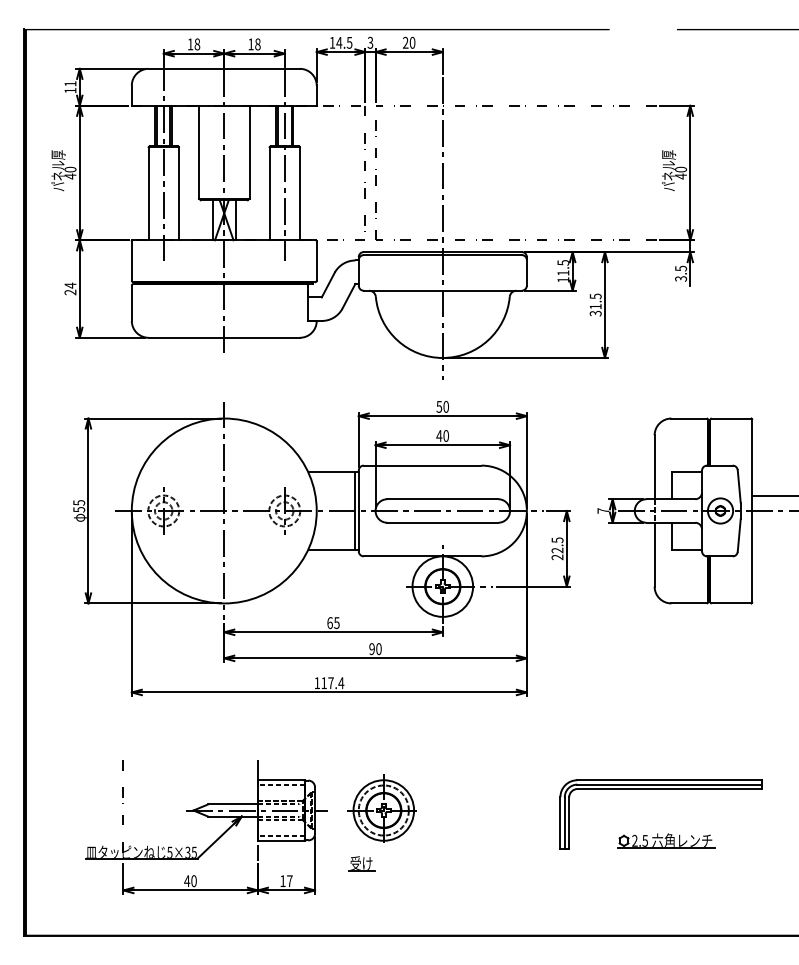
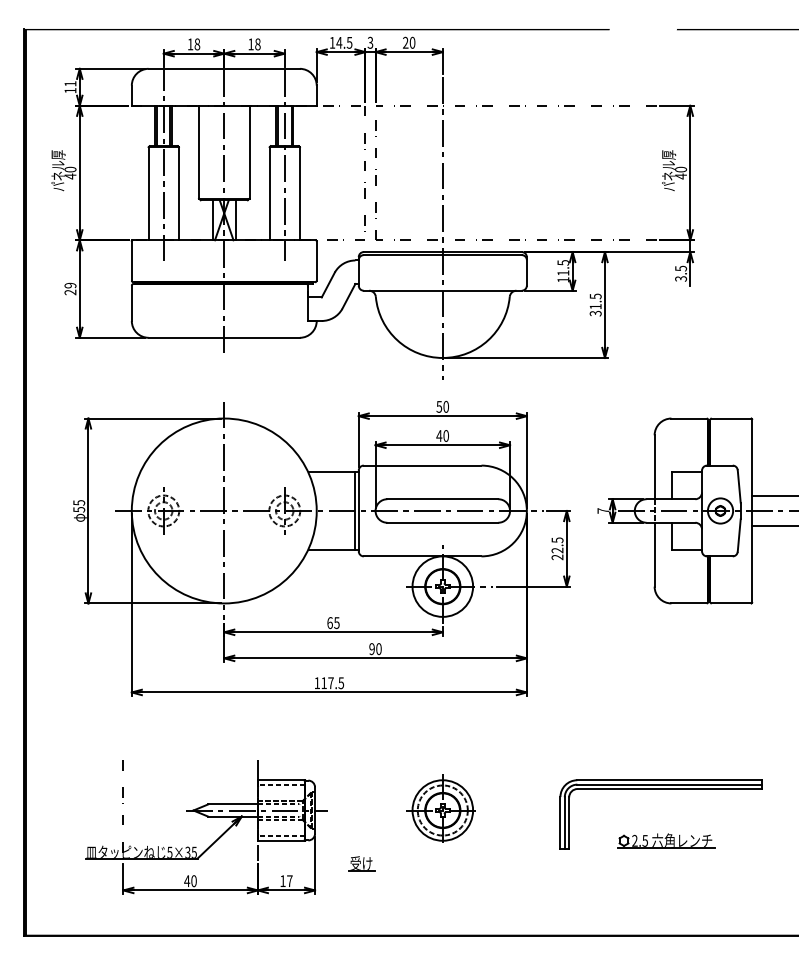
text: 24 -> 29 (70, 285)
line: none -> present (773, 526)
text: 117.4 -> 117.5 (341, 683)
part position: (381, 808) -> (440, 808) (440, 808)
